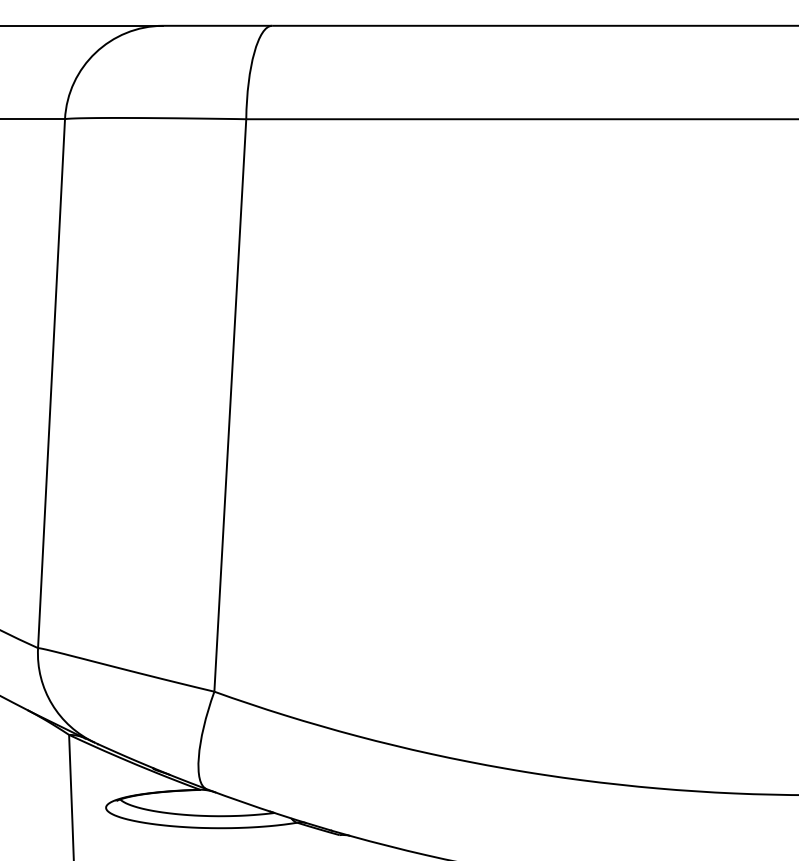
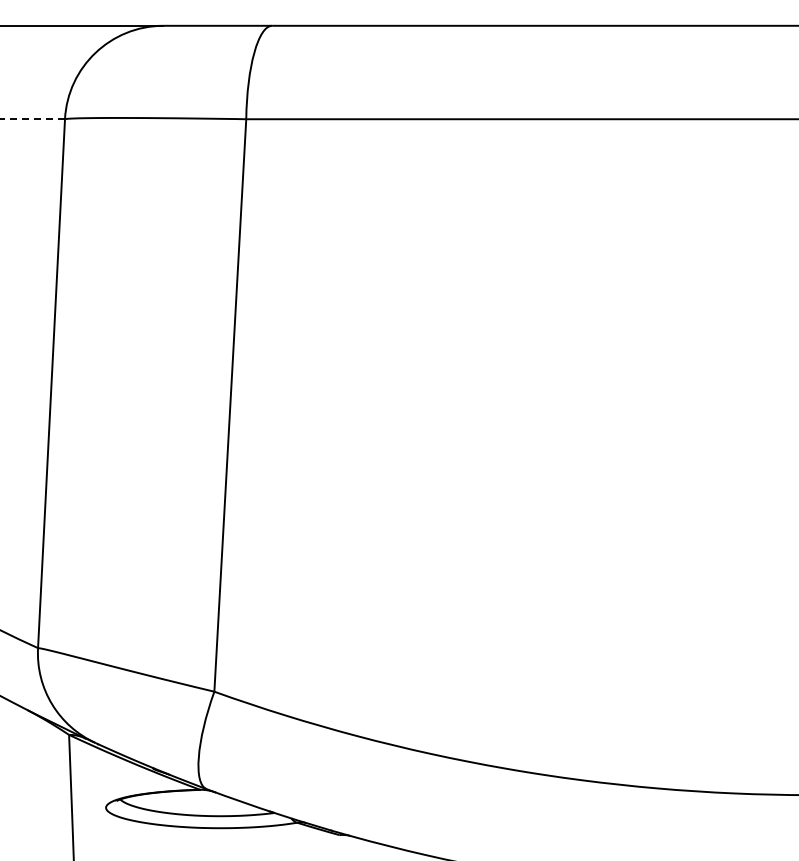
line: solid -> dashed (32, 119)
